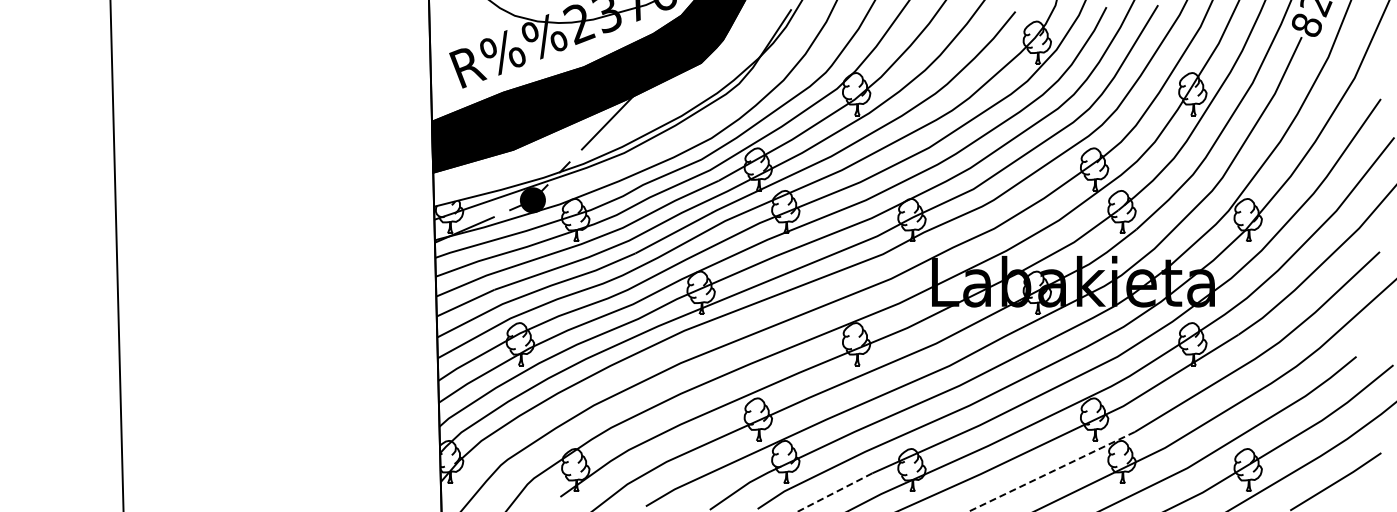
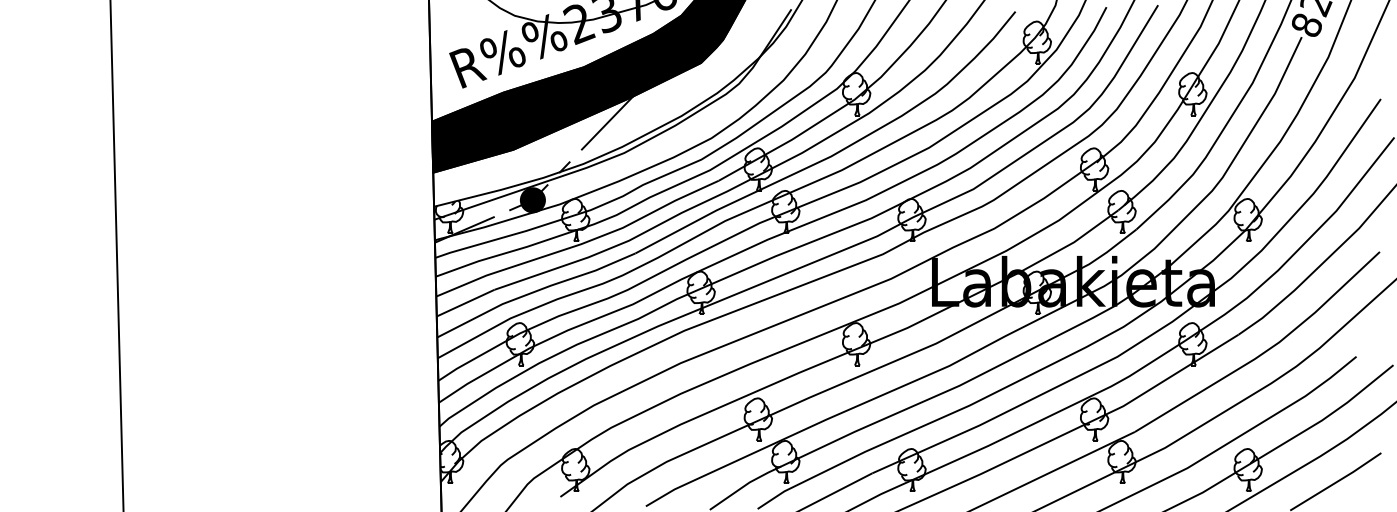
line: dashed -> solid (1051, 472)
line: dashed -> solid (834, 492)
